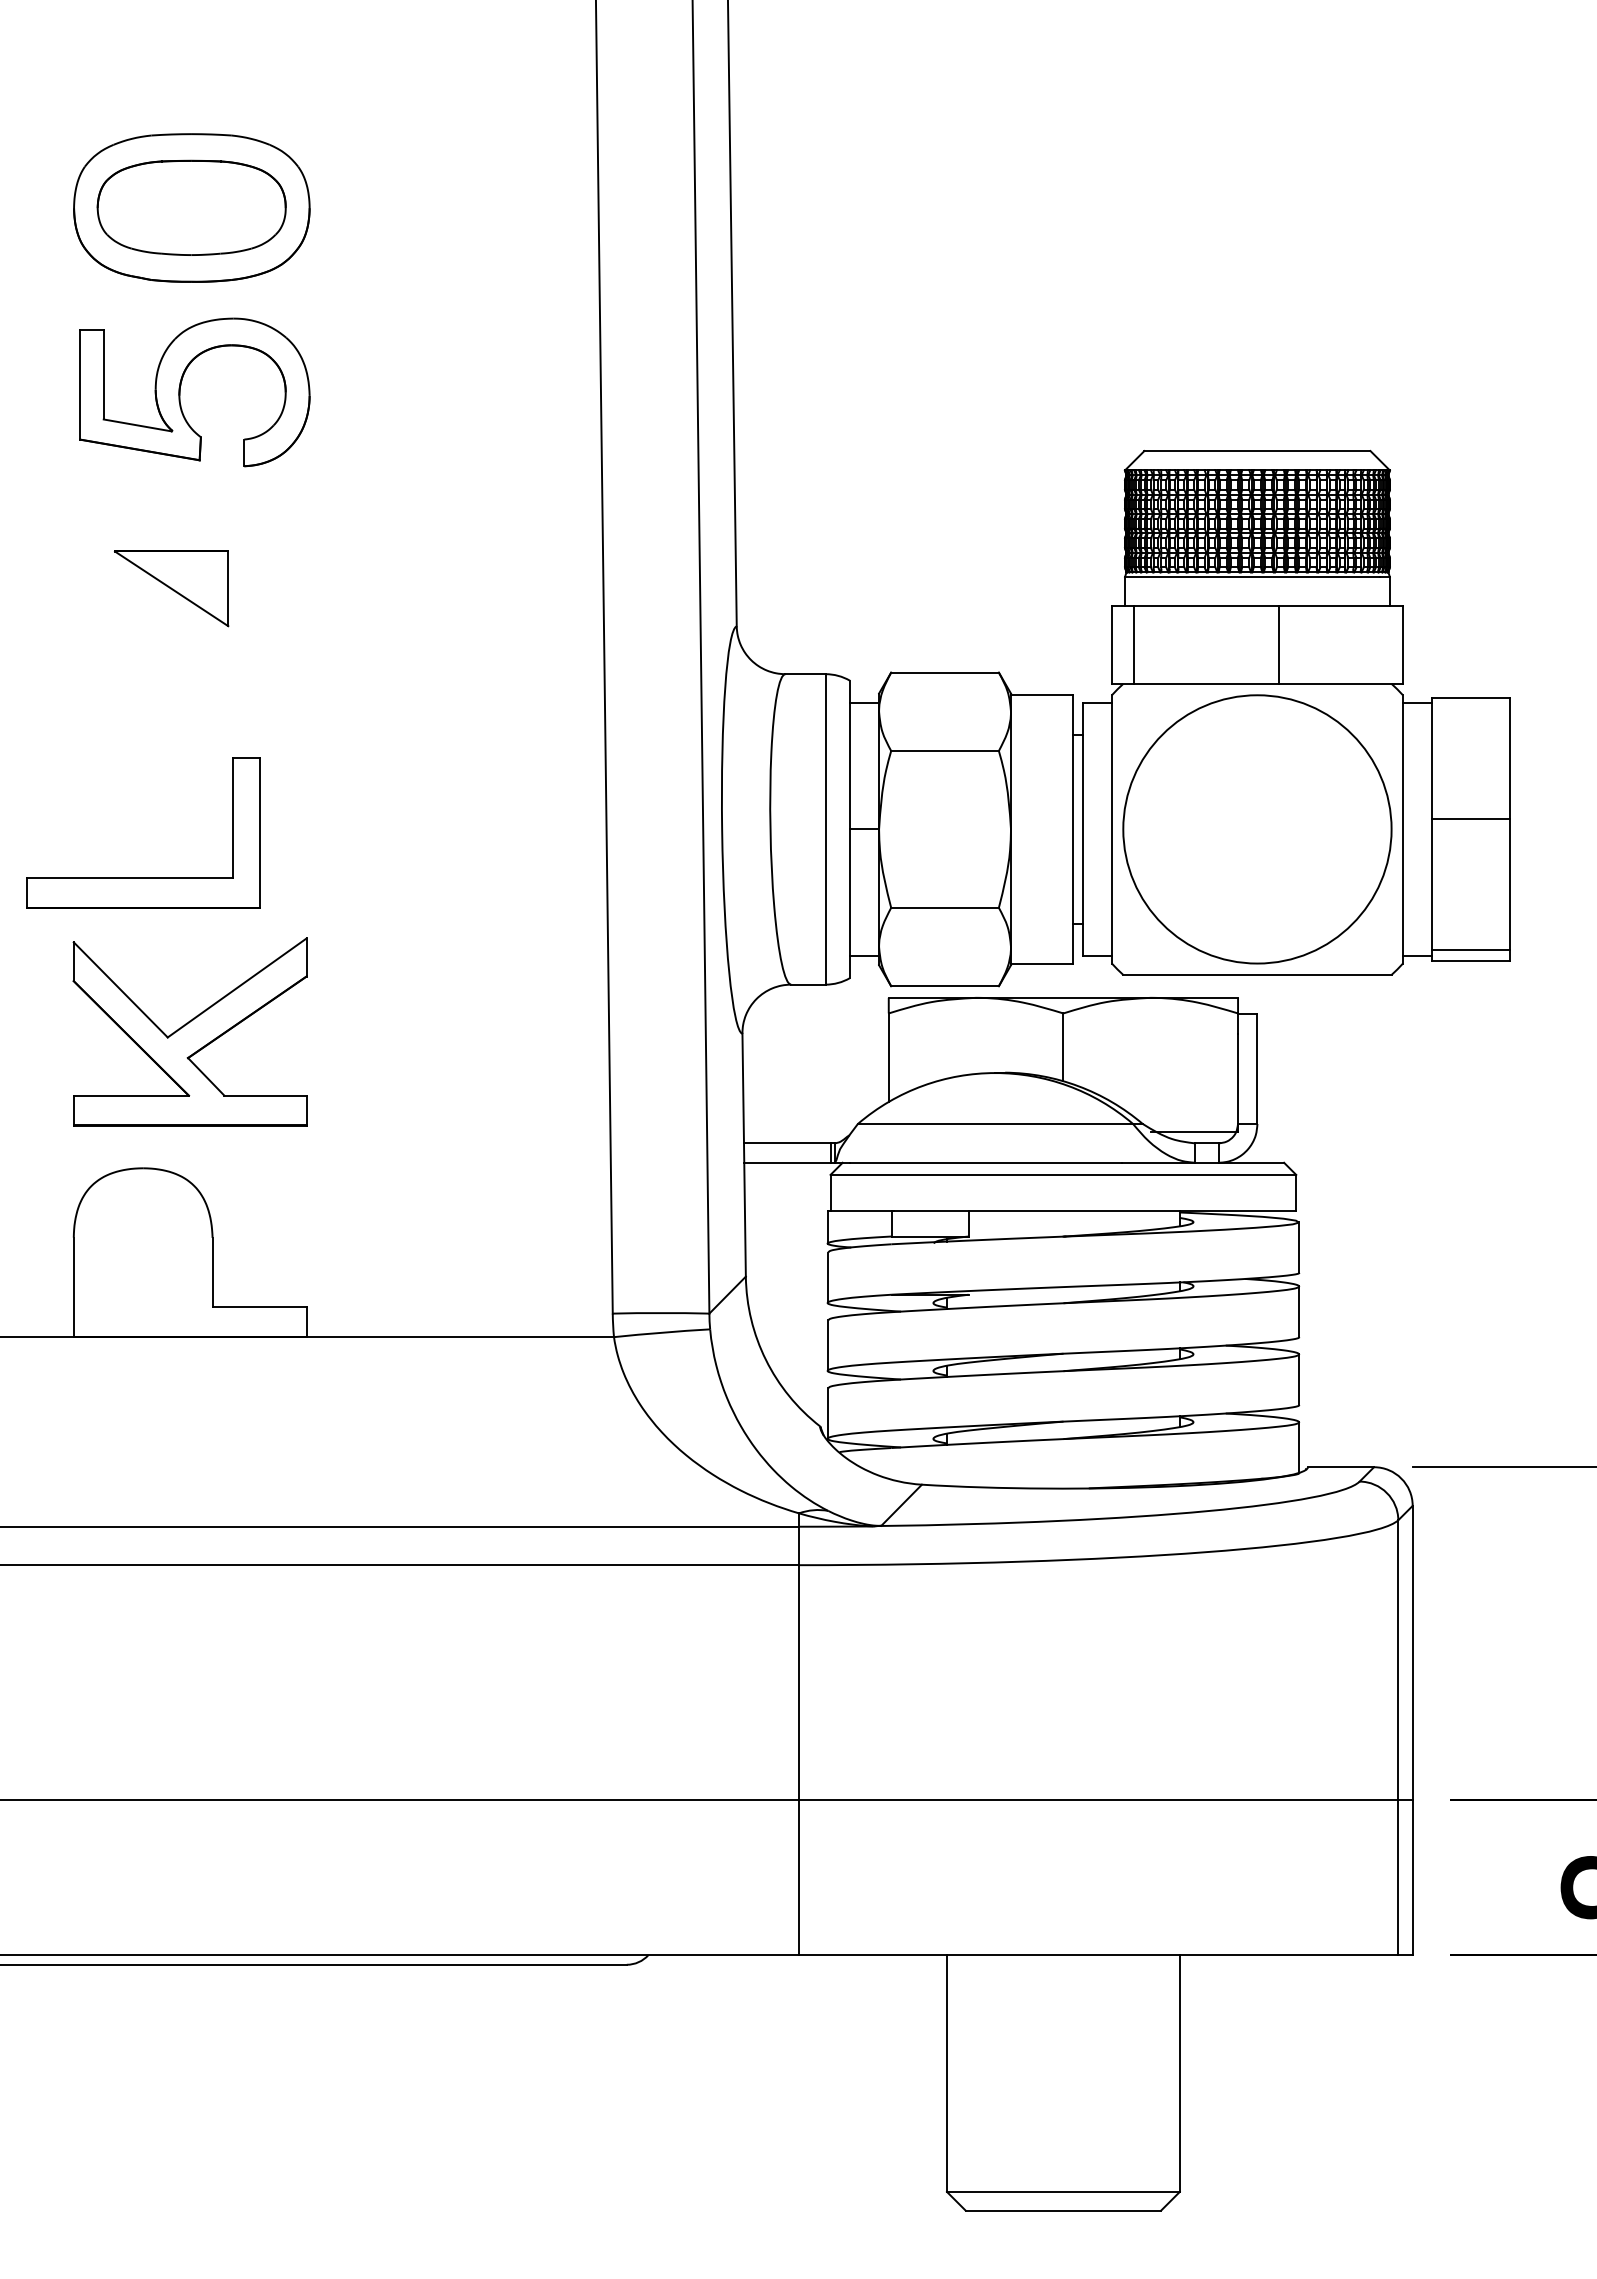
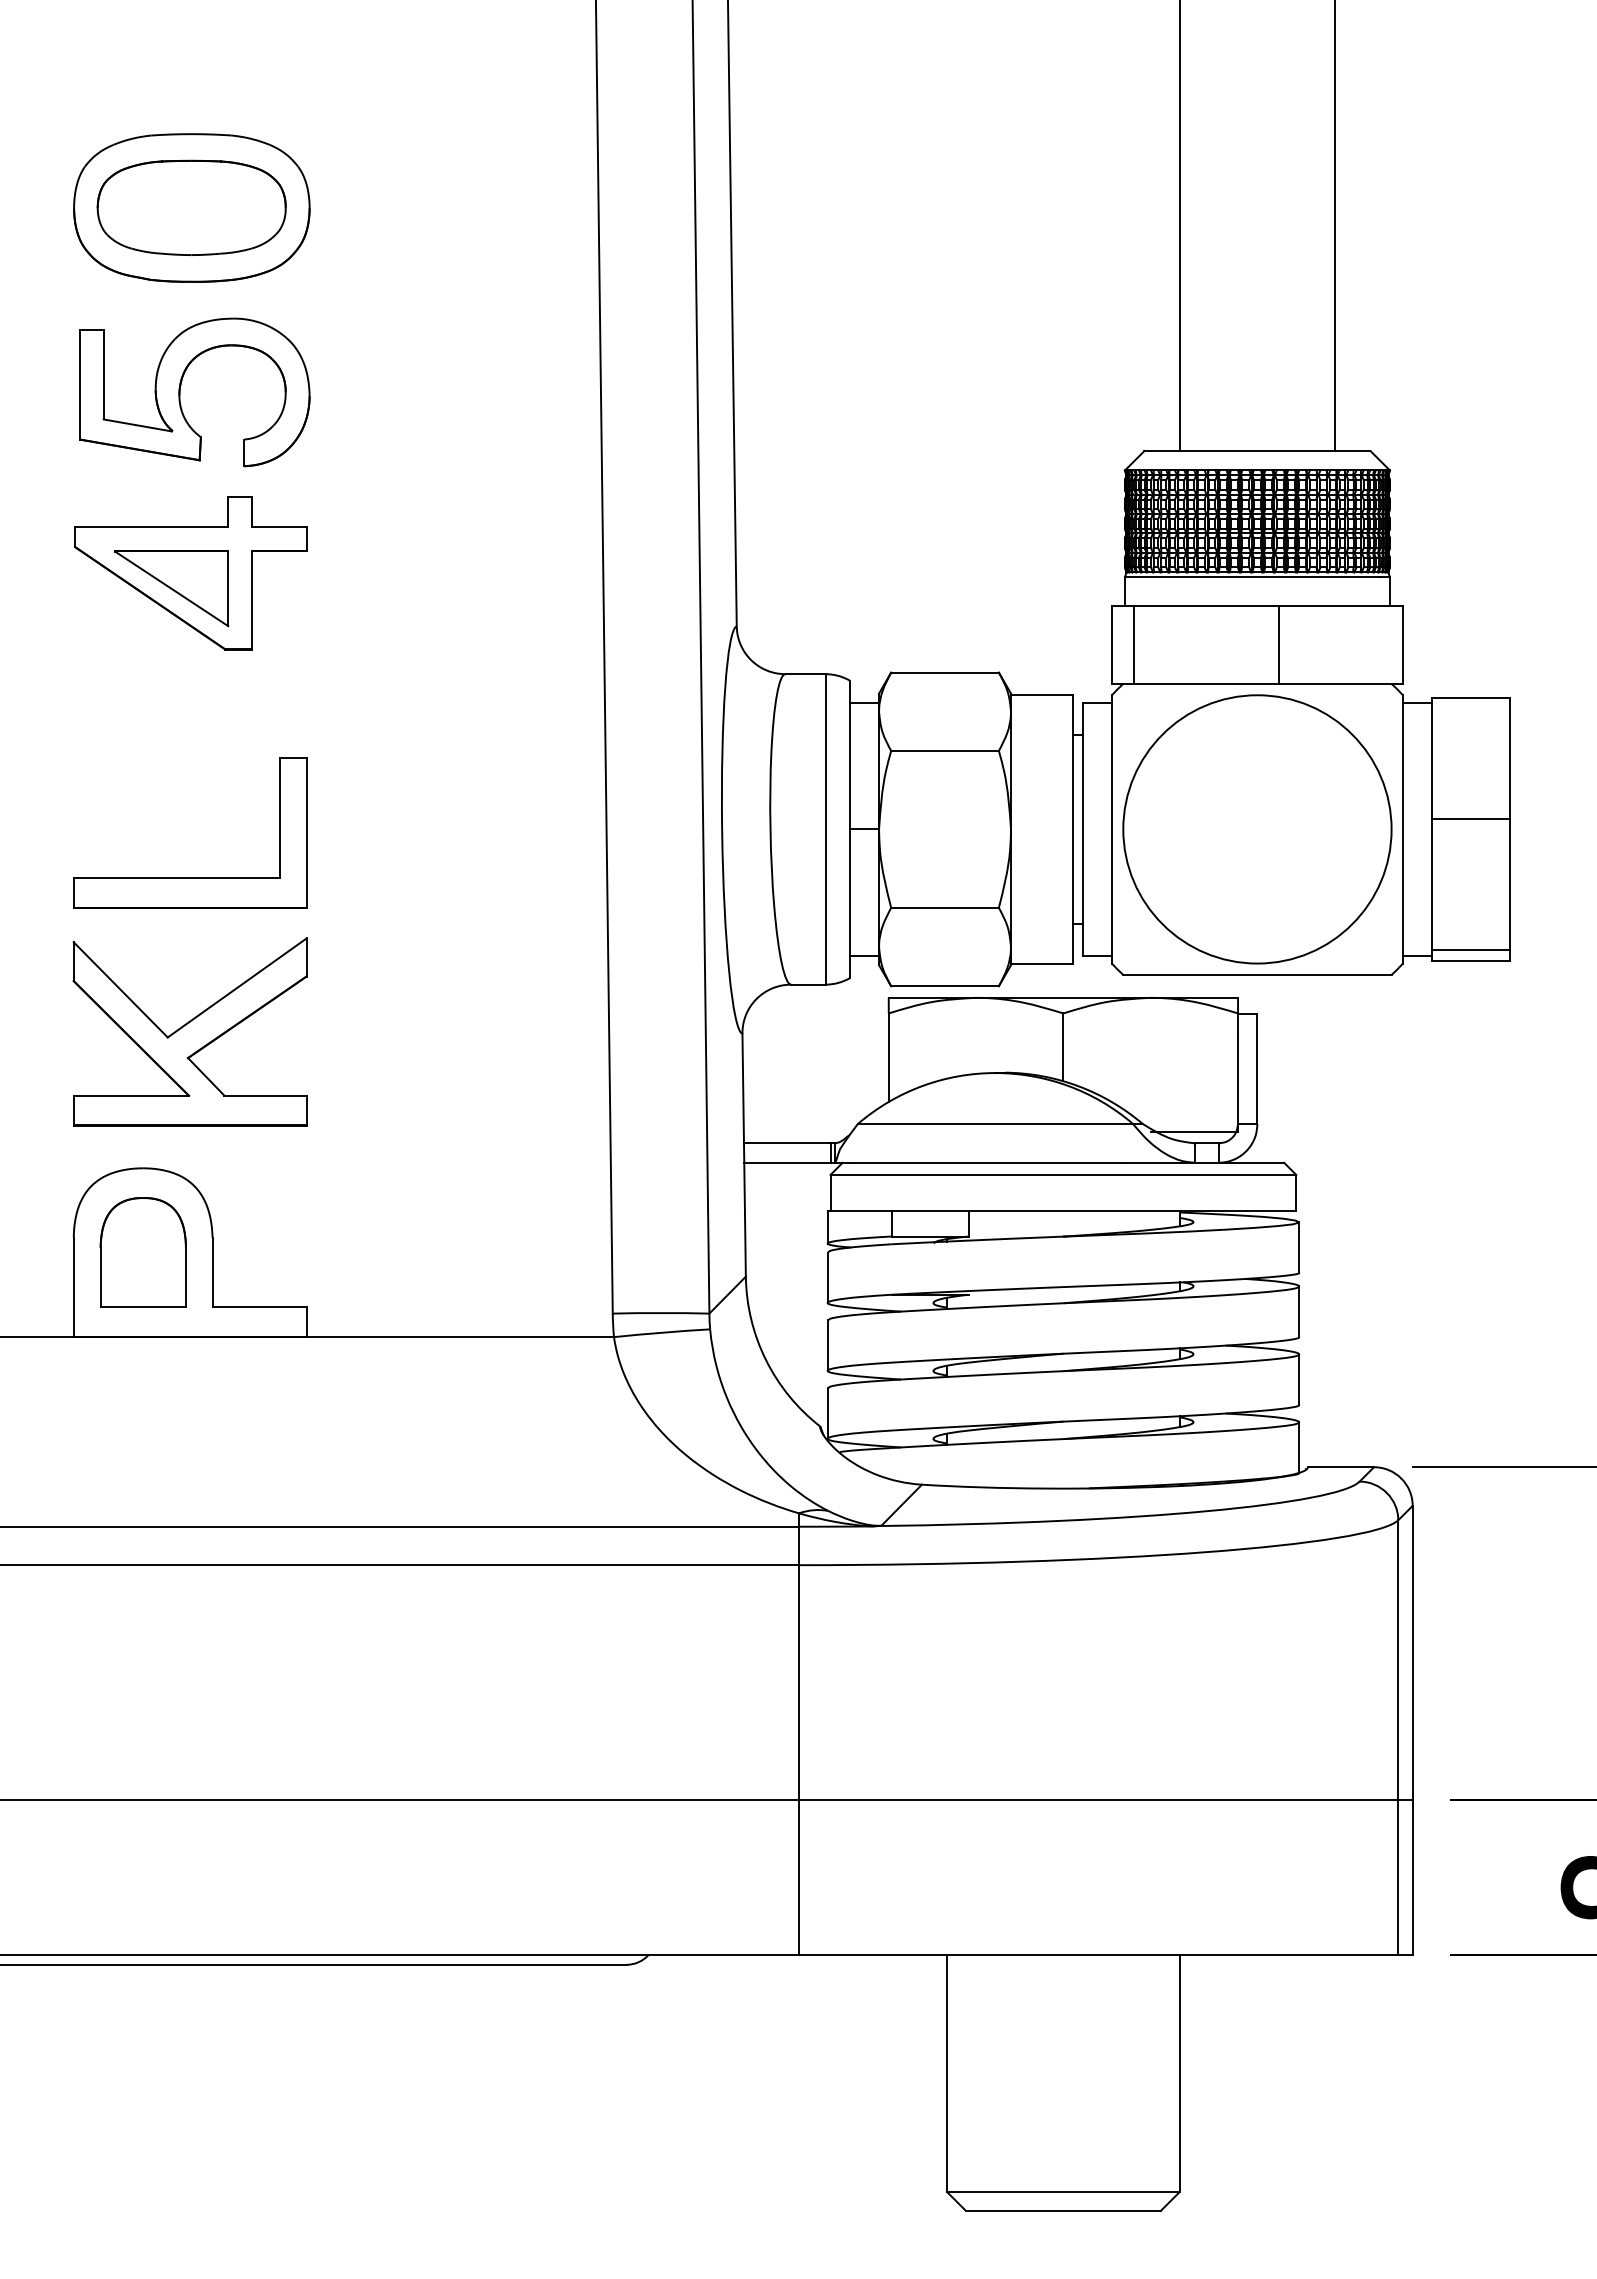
line: none -> present (1179, 226)
line: none -> present (1335, 226)
part: none -> present (190, 573)
part position: (143, 877) -> (190, 877) (190, 877)
part: none -> present (142, 1252)
